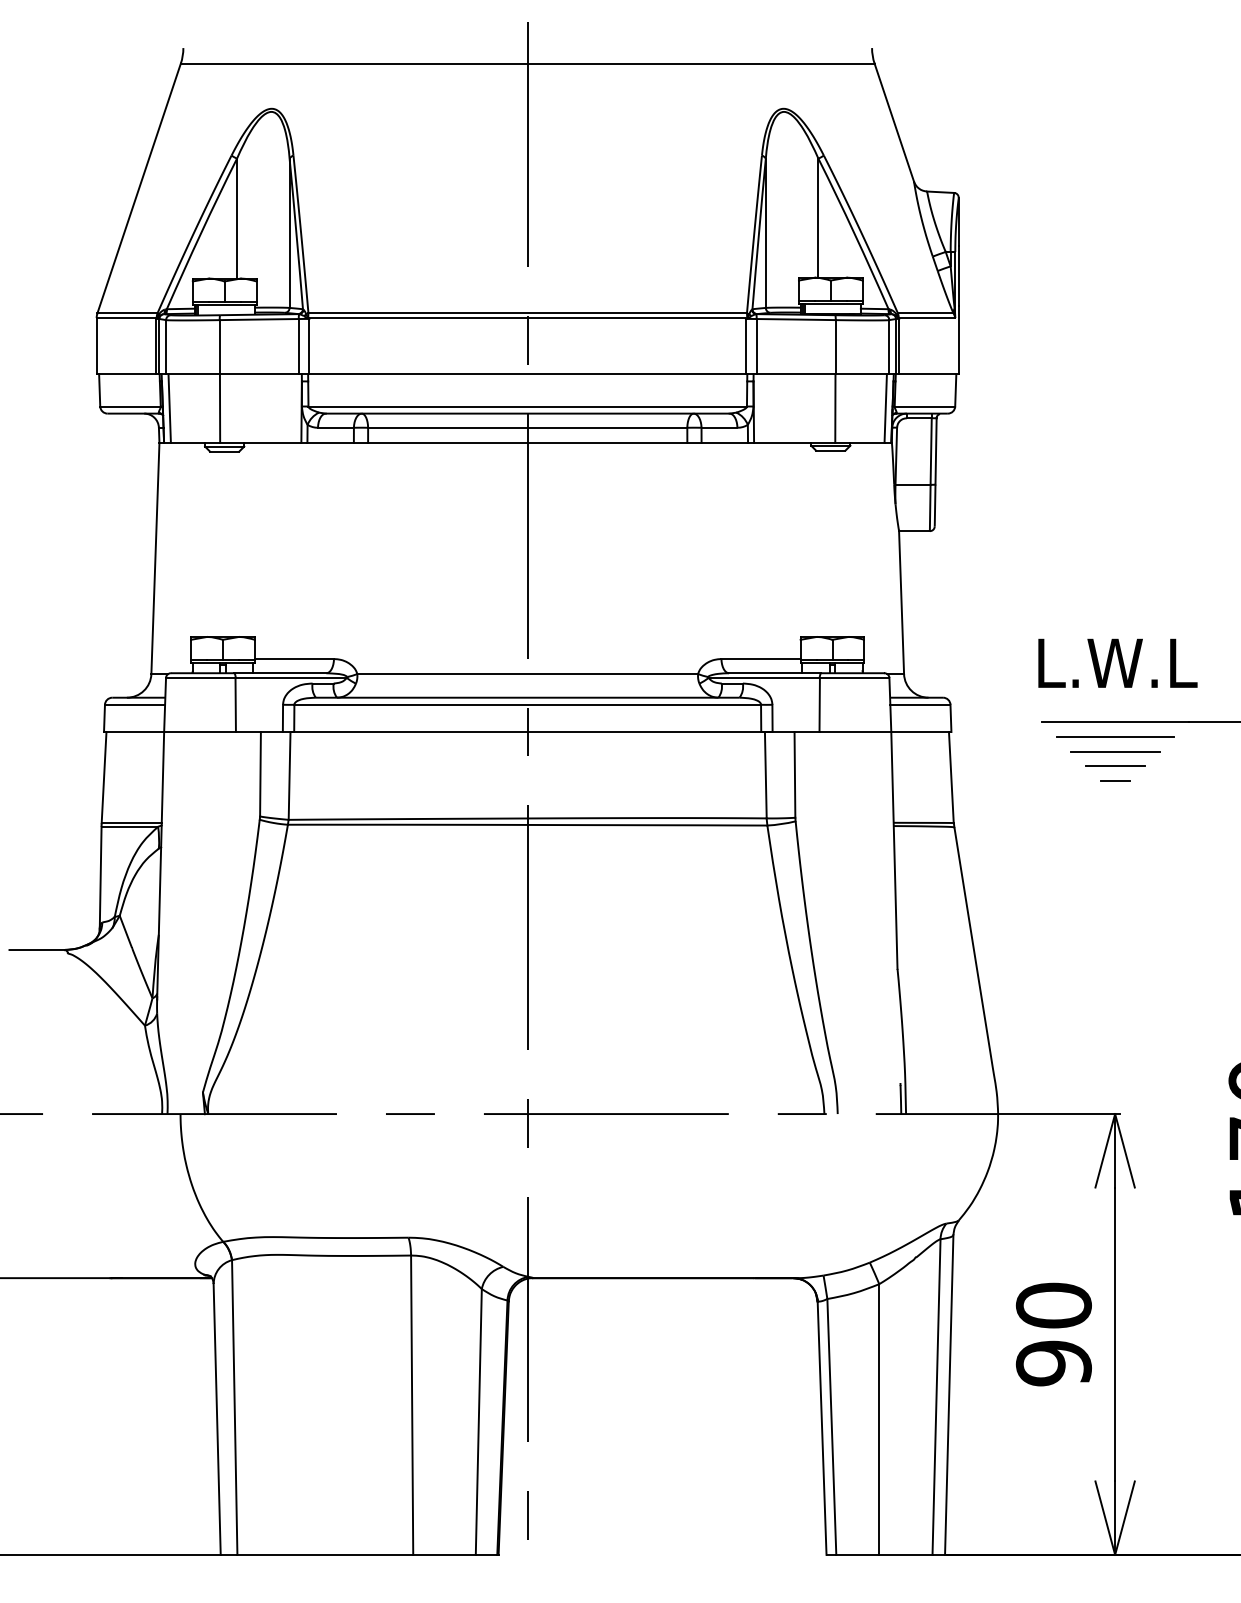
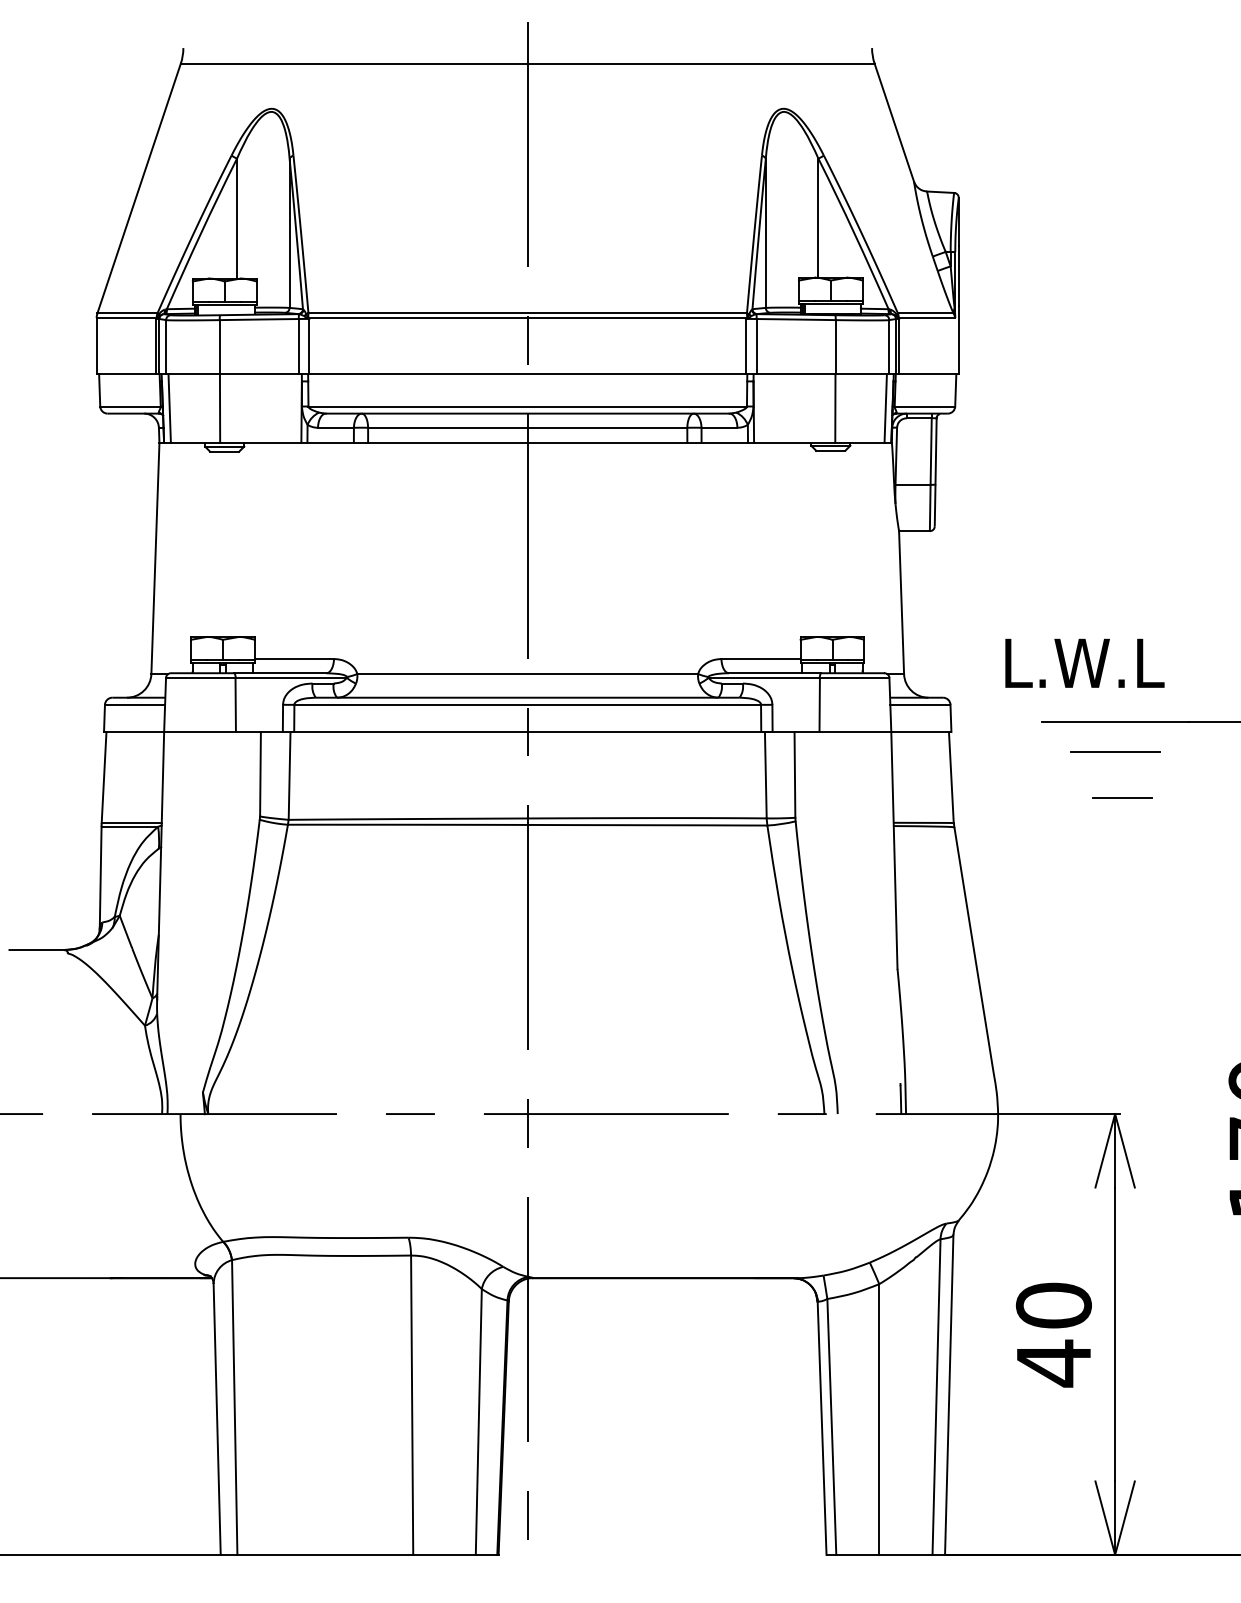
text position: (1117, 662) -> (1084, 662) (1084, 662)
line: present -> none (1115, 736)
line position: (1115, 765) -> (1122, 797) (1122, 797)
line: present -> none (1115, 780)
text: 90 -> 40 (1053, 1363)
